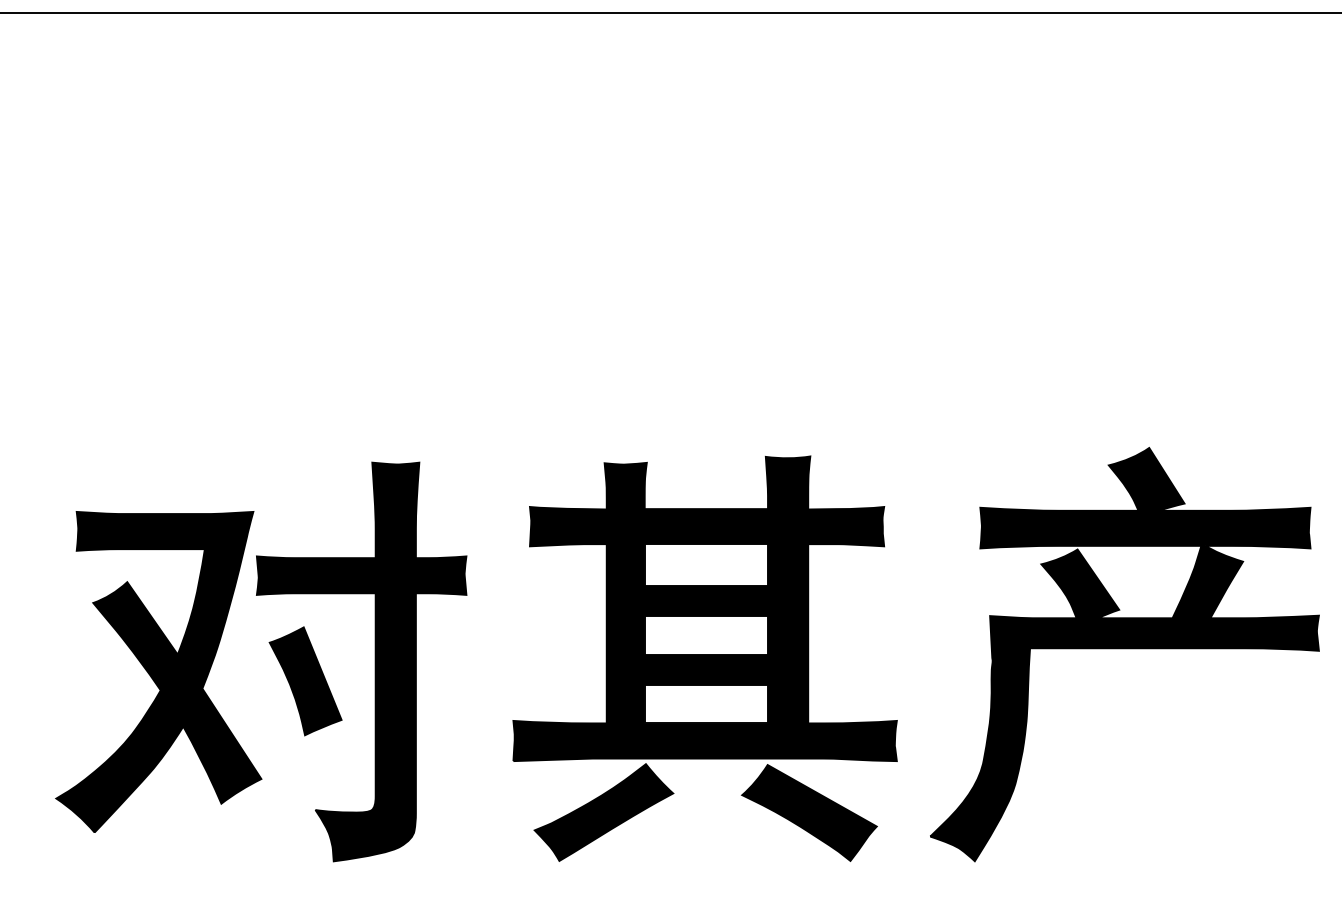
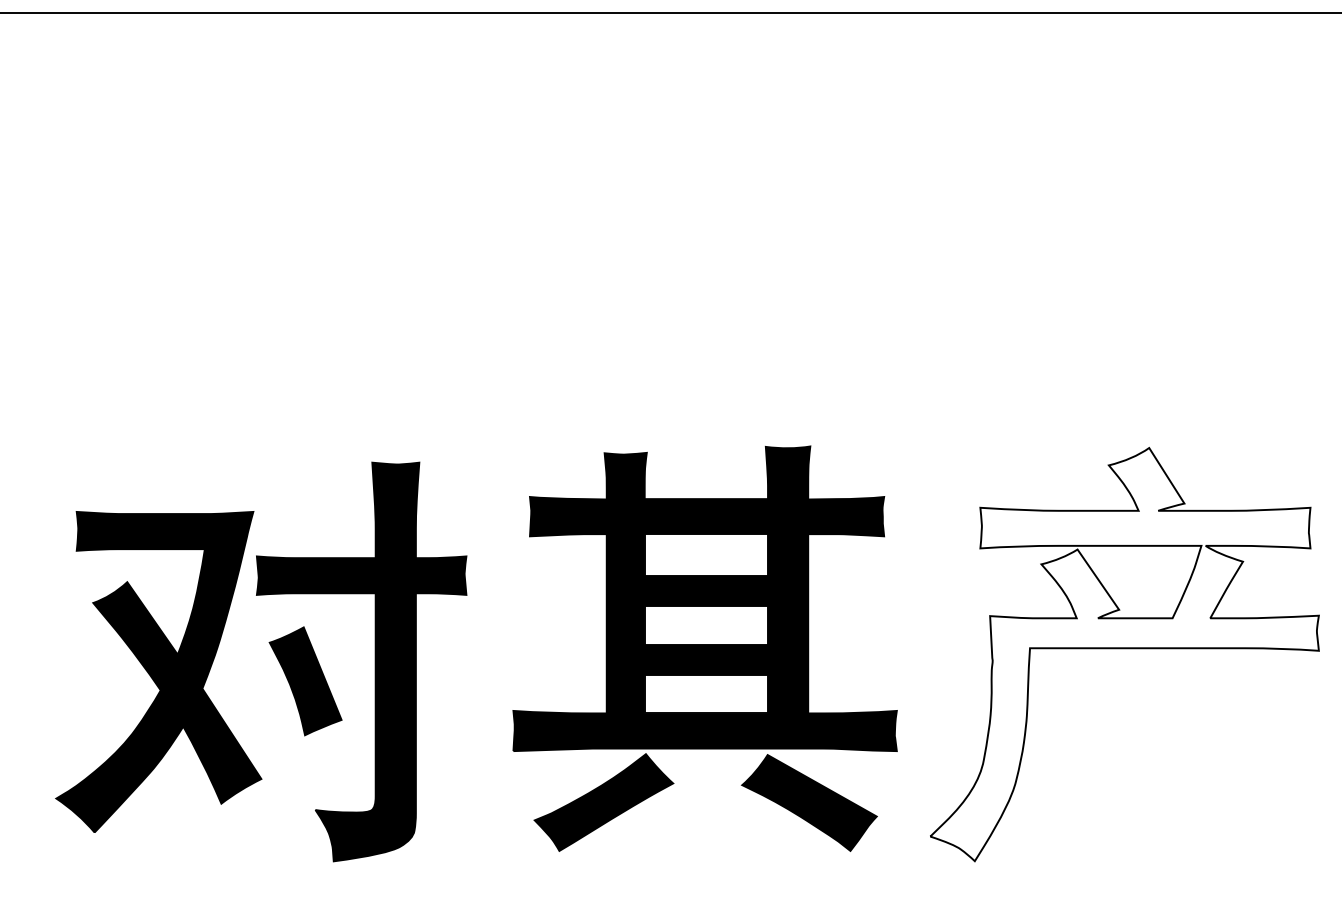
fill: present -> none (1124, 654)
part position: (704, 658) -> (704, 648) (704, 648)
